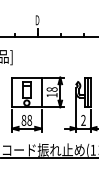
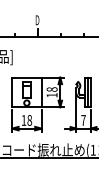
text: 2 -> 7 (83, 119)
text: 88 -> 18 (23, 120)
